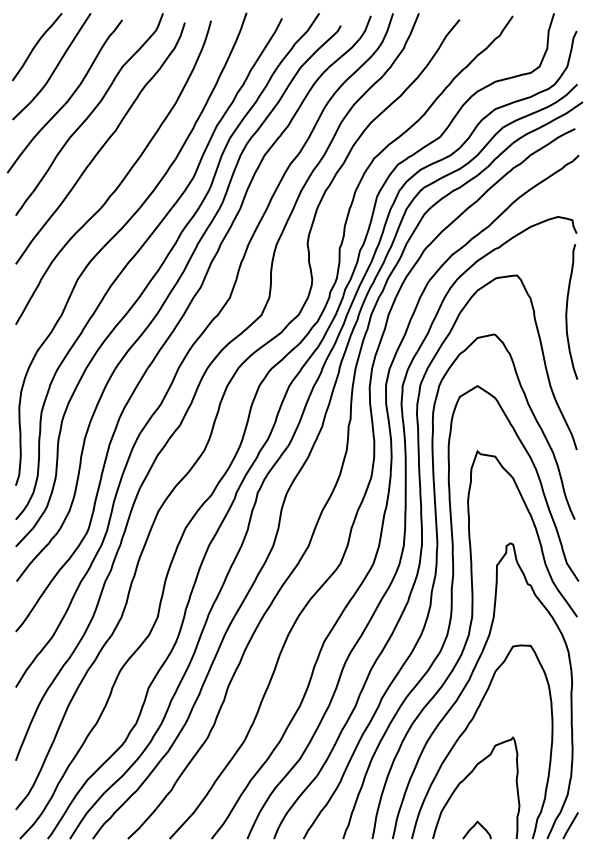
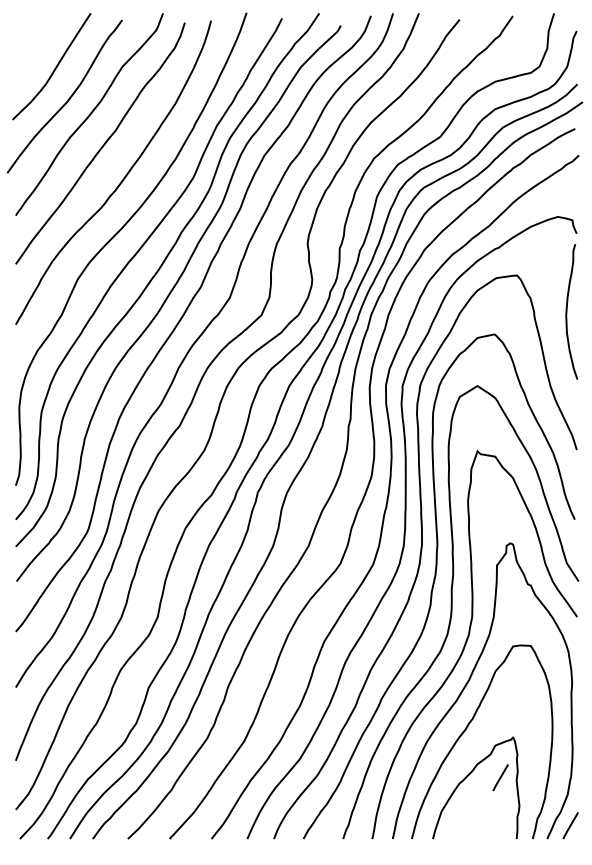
curve: present -> none (36, 46)
line: none -> present (500, 777)
curve: present -> none (474, 826)
